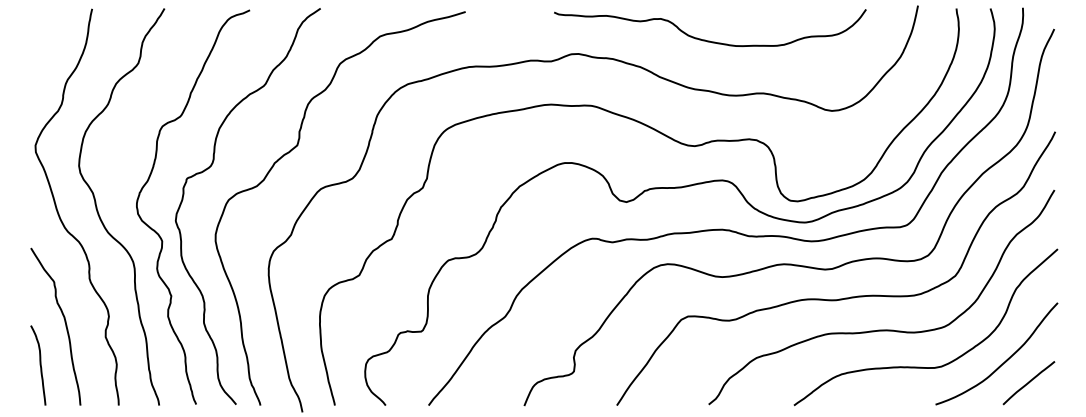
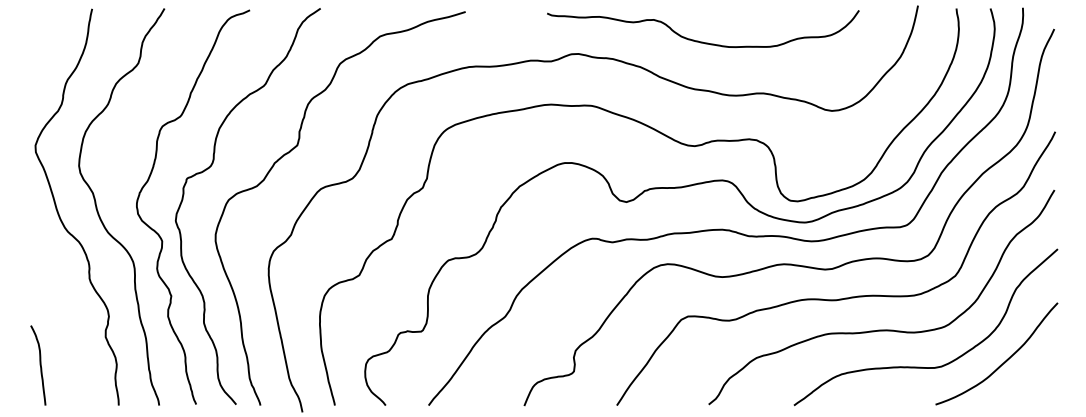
curve position: (705, 39) -> (698, 40) (698, 40)
curve: present -> none (64, 322)
line: present -> none (1028, 383)
